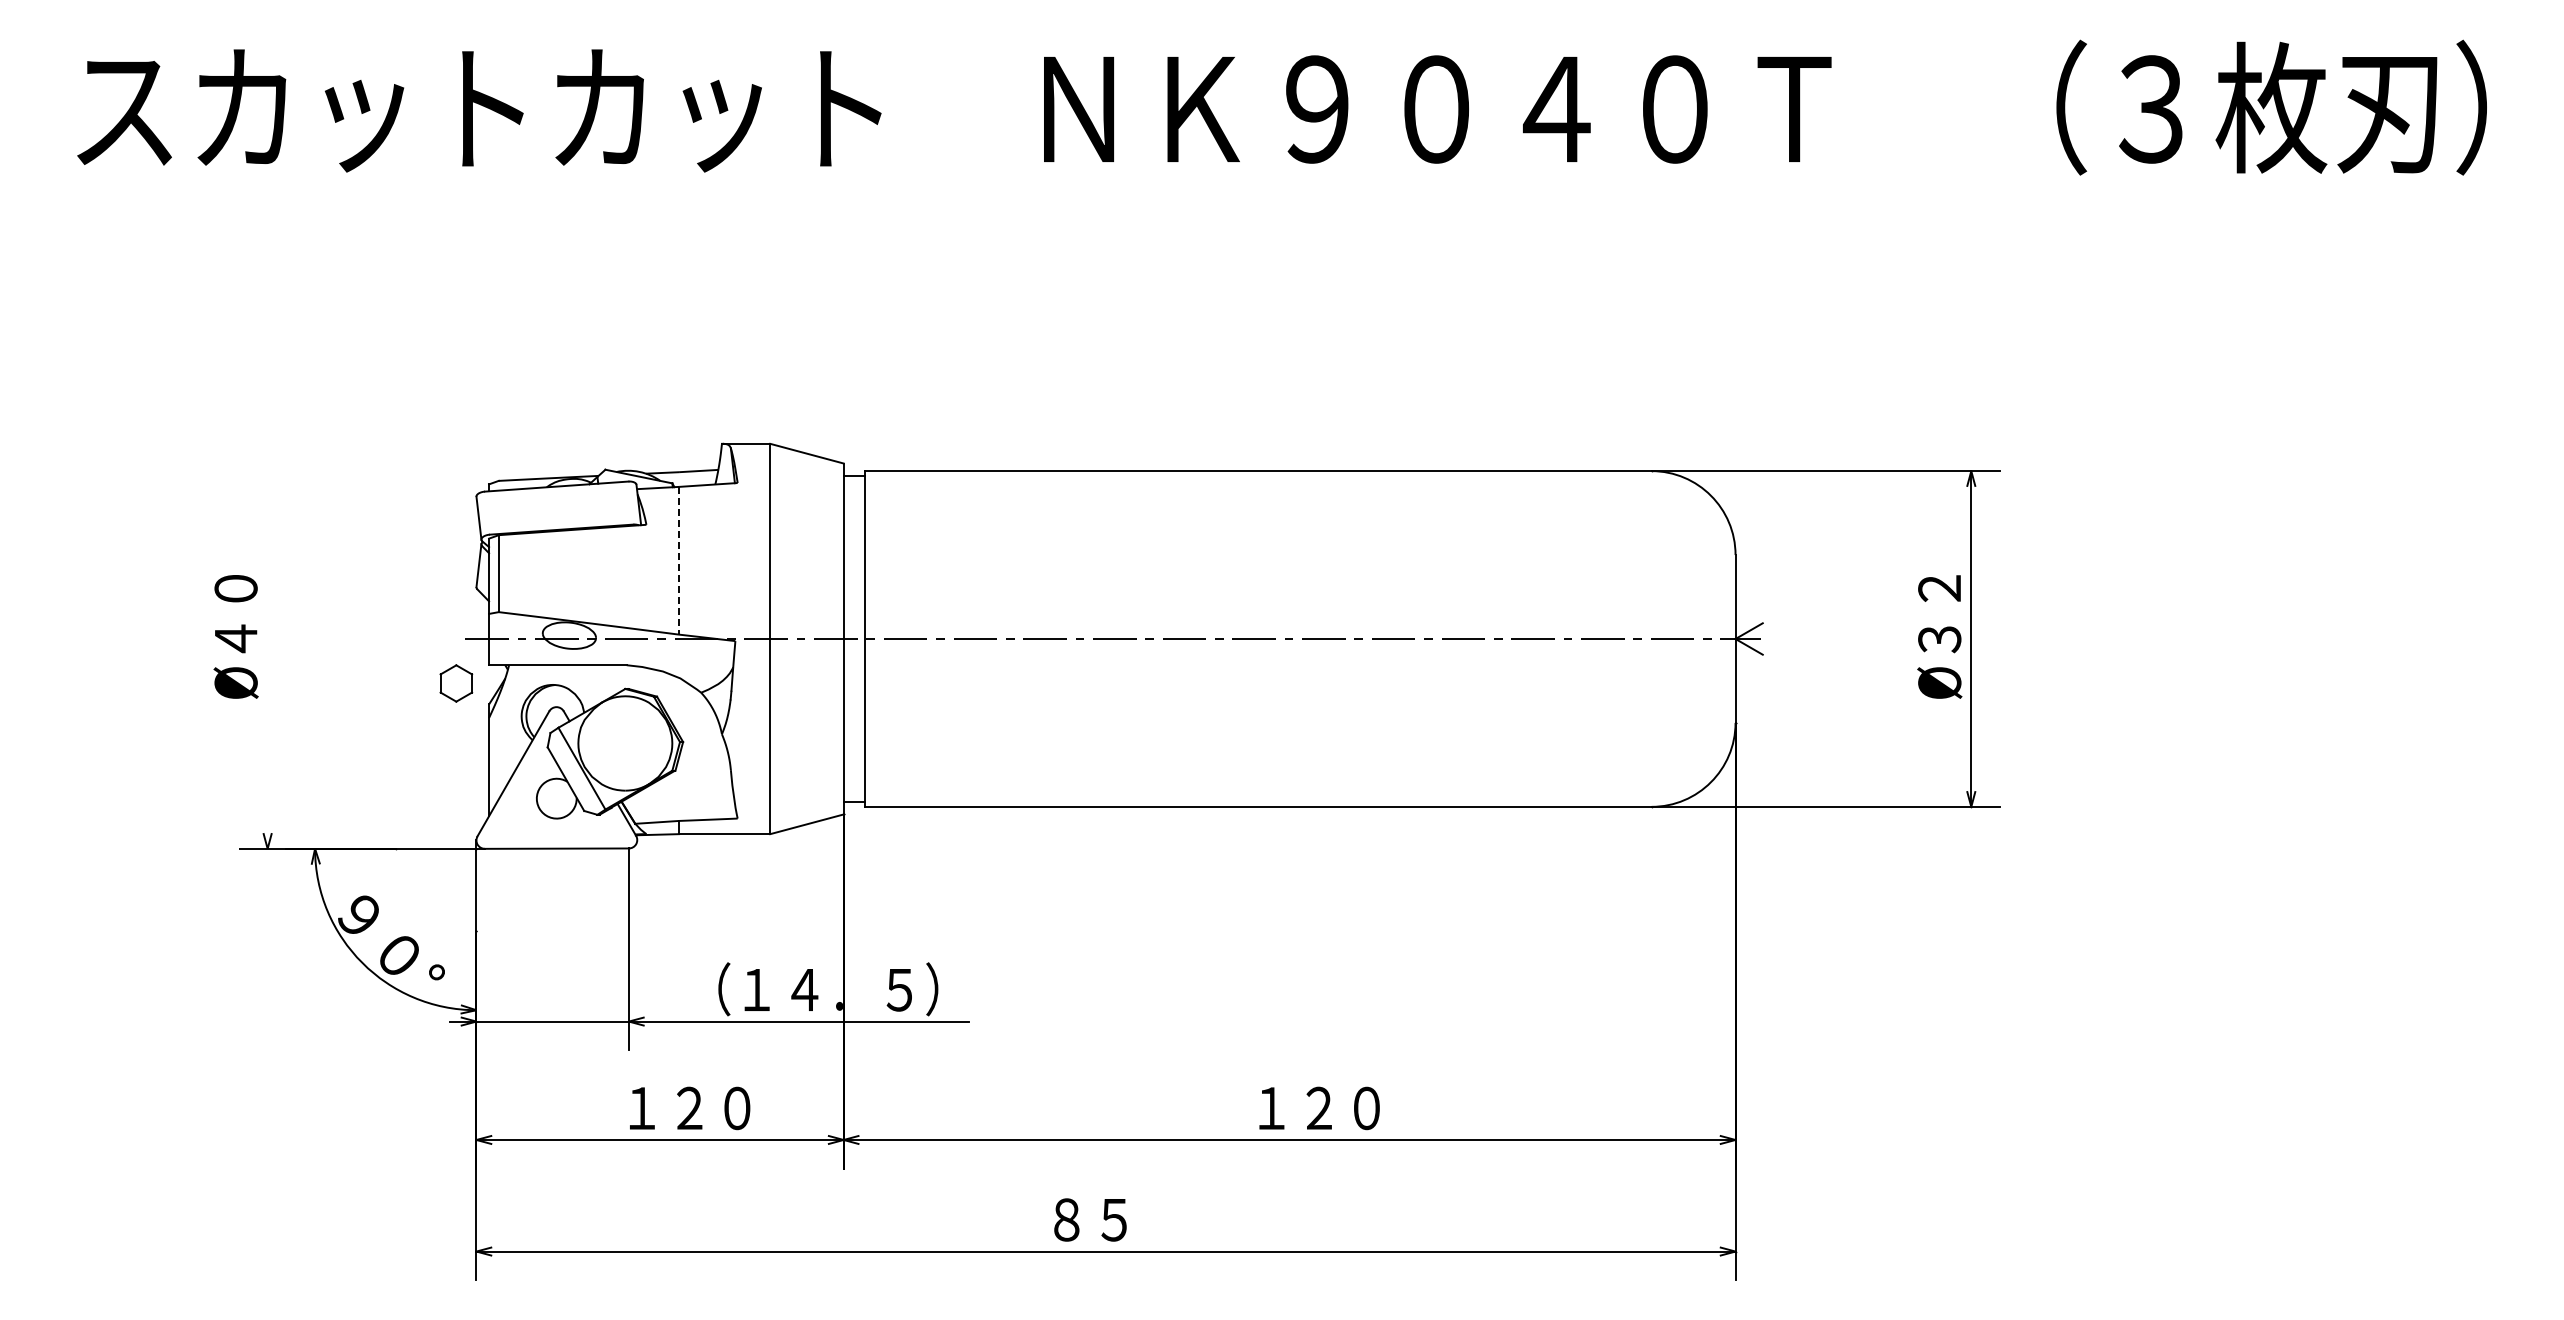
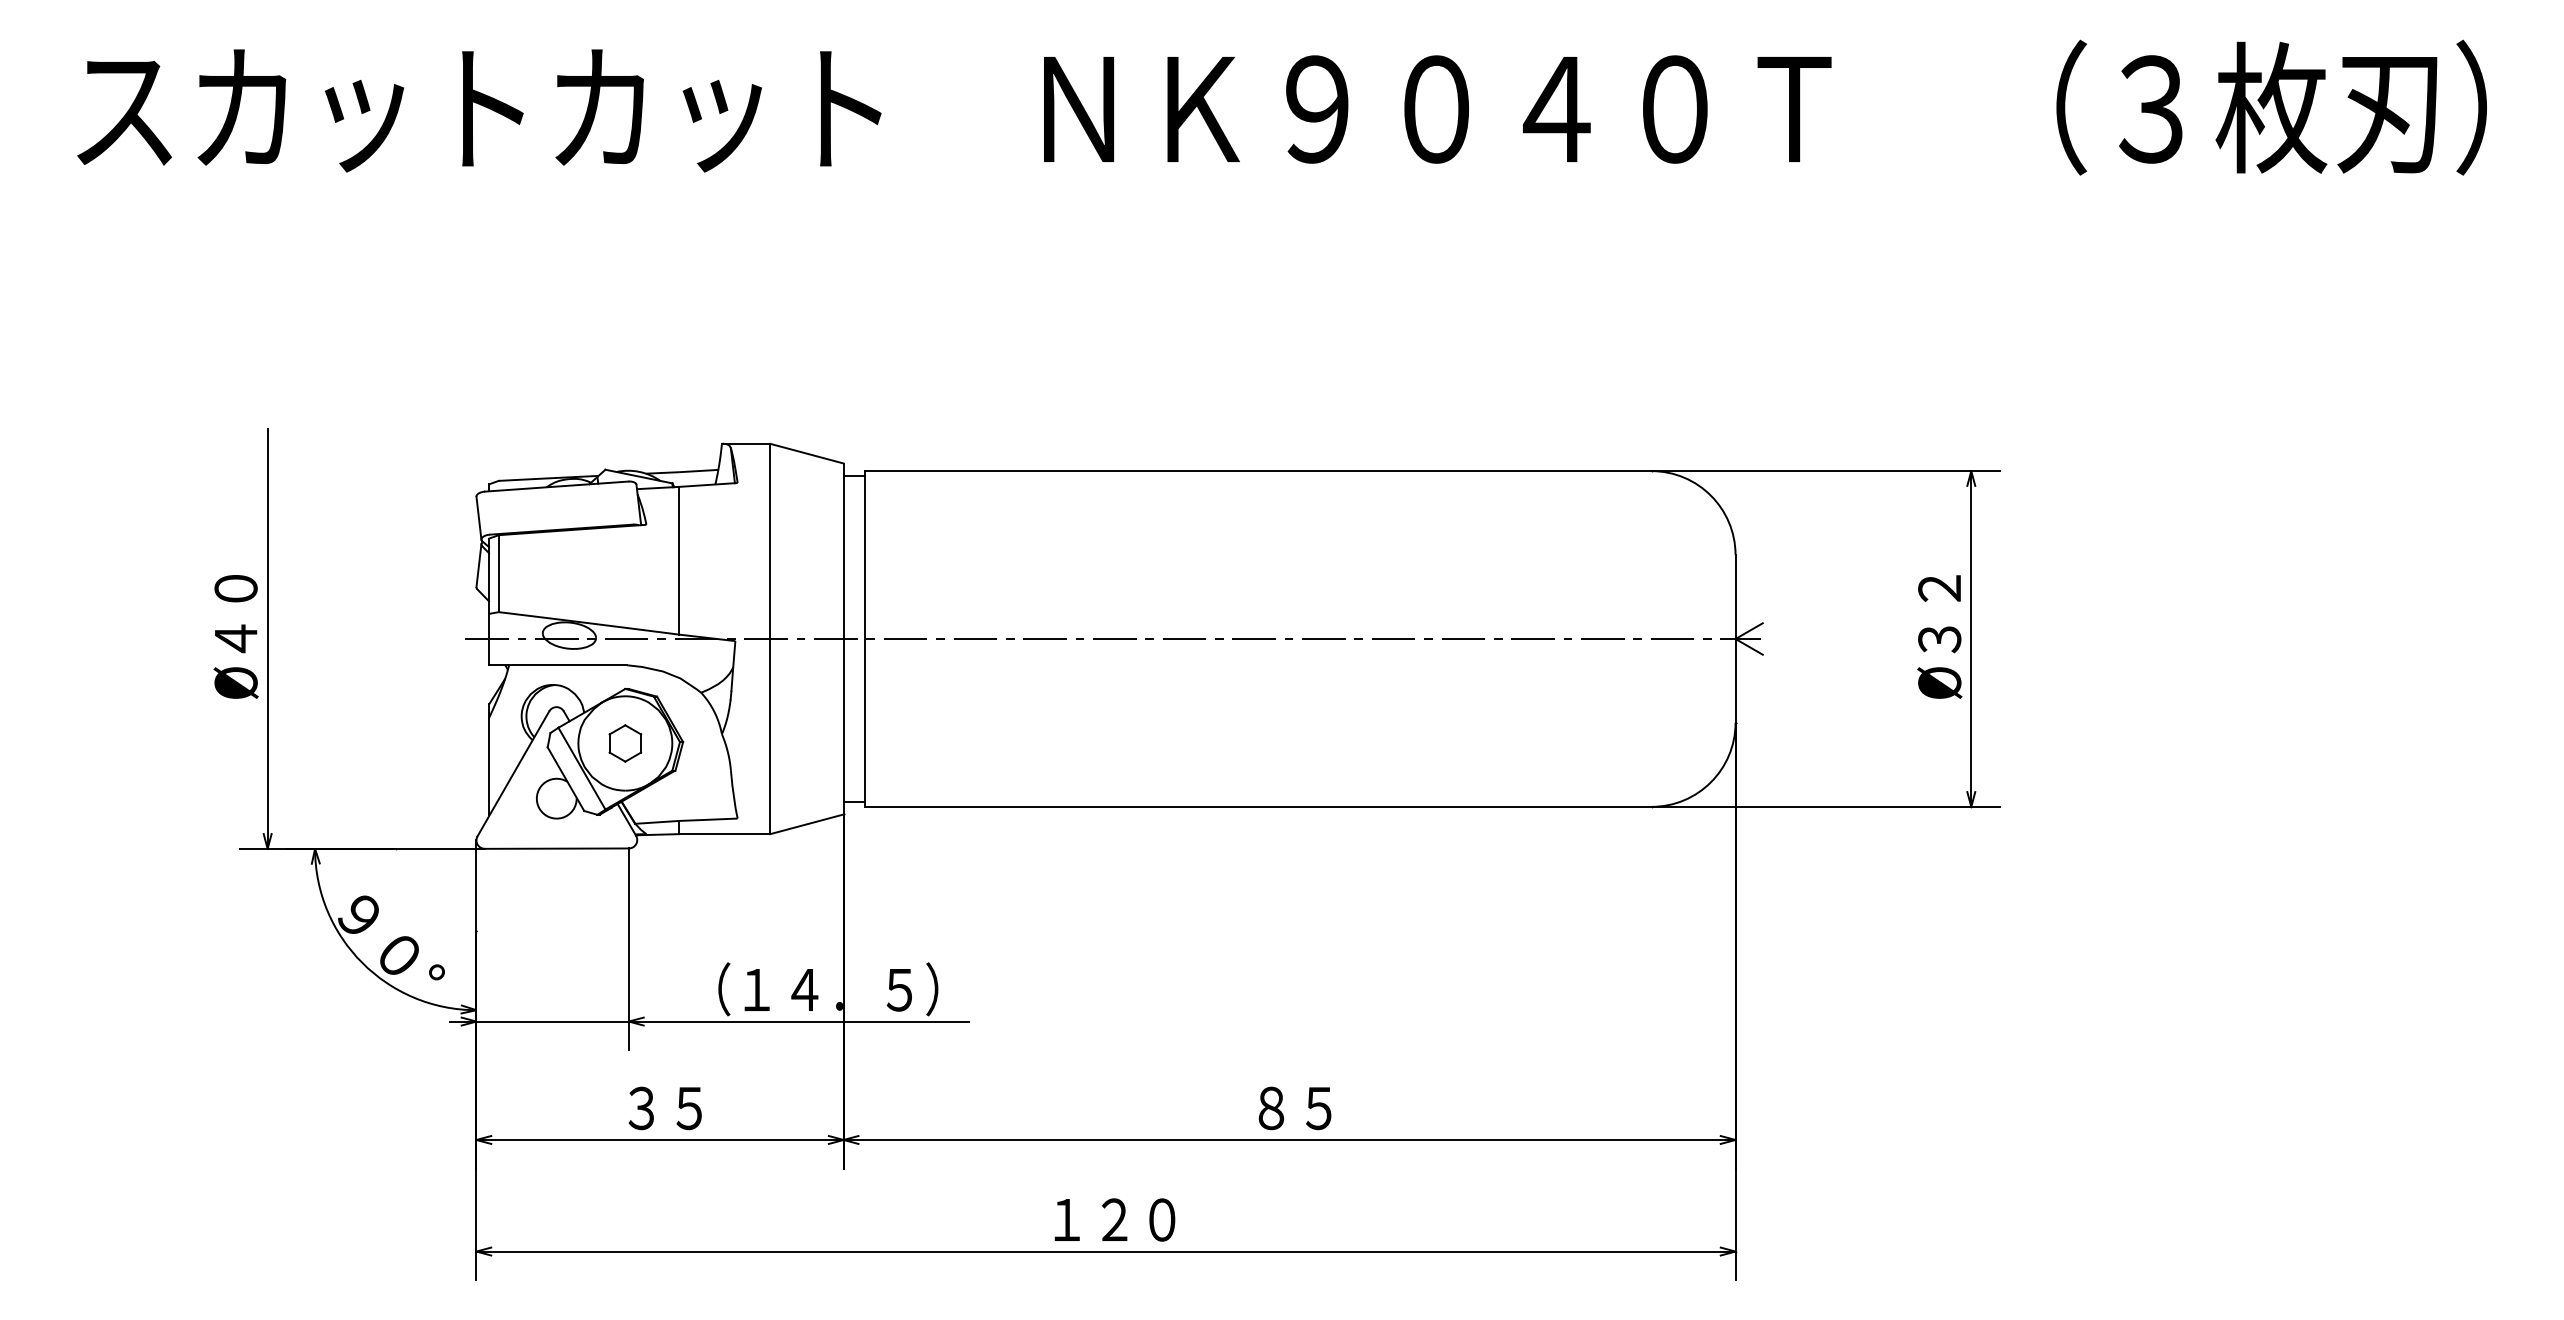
line: dashed -> solid (679, 560)
line: none -> present (267, 638)
part position: (456, 683) -> (625, 743) (625, 743)
text: １２０ -> ３５ (689, 1108)
text: １２０ -> ８５ (1318, 1108)
text: ８５ -> １２０ (1114, 1219)
